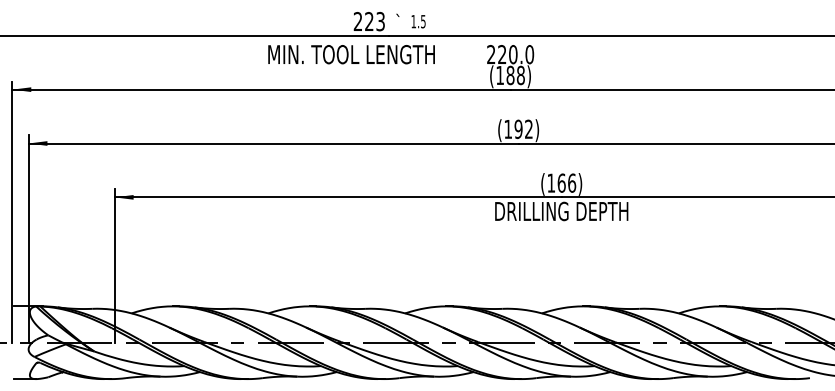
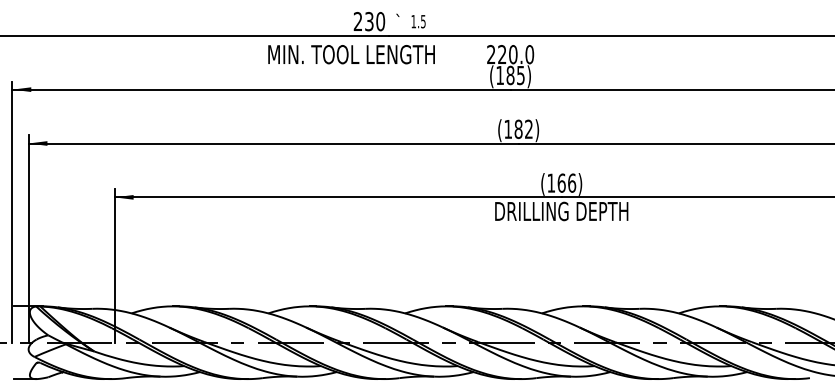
text: 223 -> 230 (375, 21)
text: (188) -> (185) (520, 75)
text: (192) -> (182) (518, 128)
